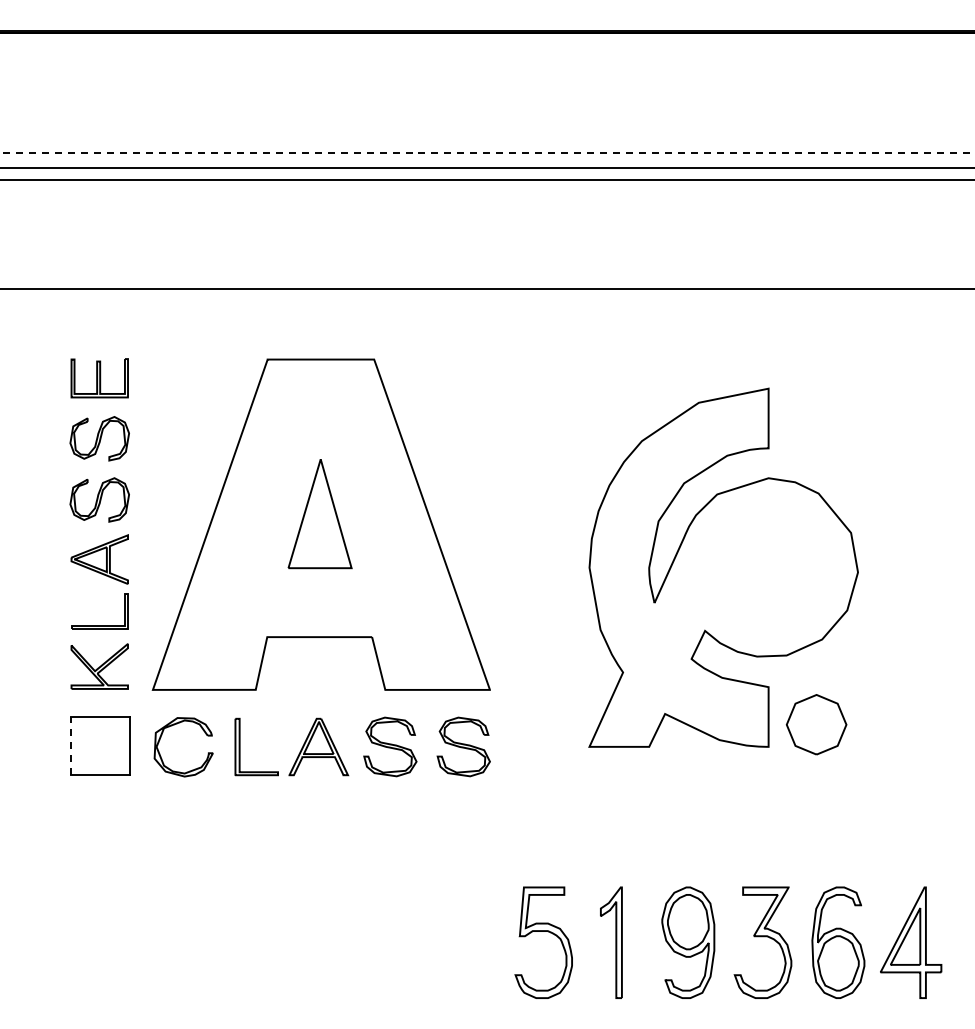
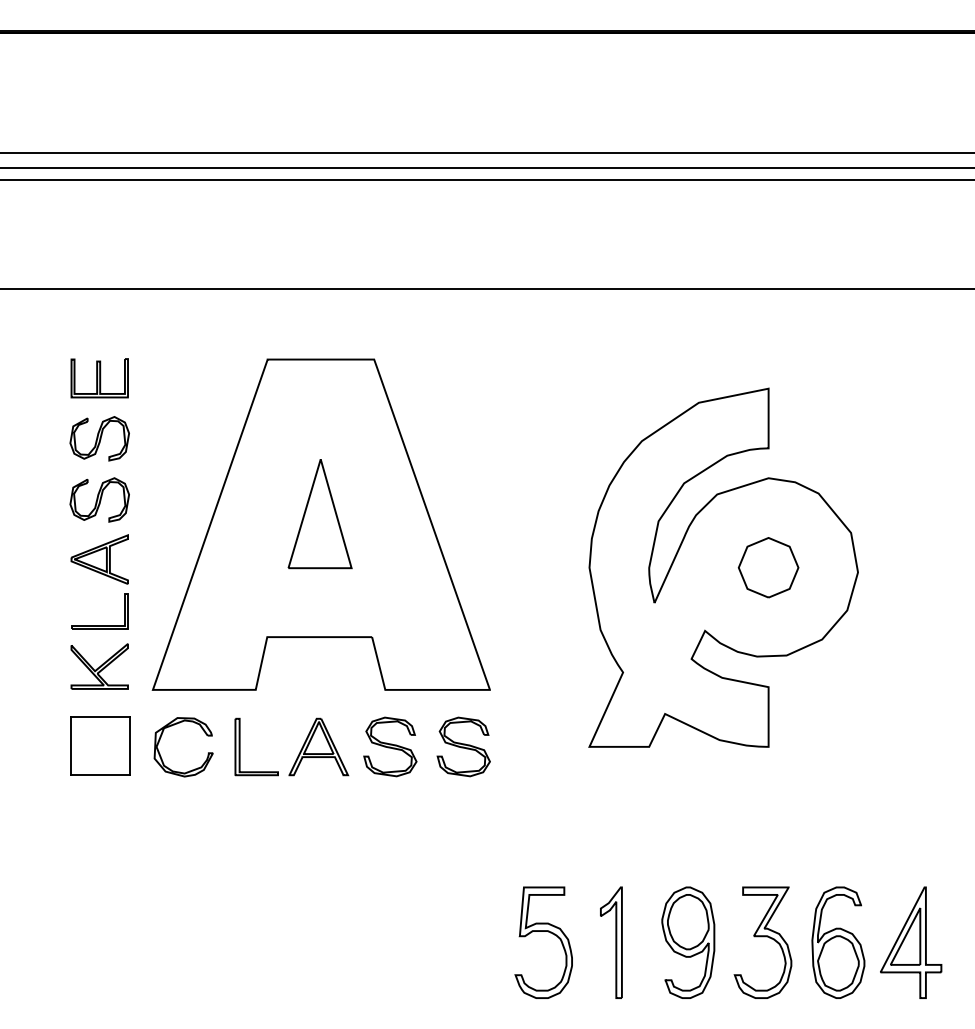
line: dashed -> solid (487, 152)
part position: (816, 724) -> (768, 567) (768, 567)
line: dashed -> solid (71, 745)
